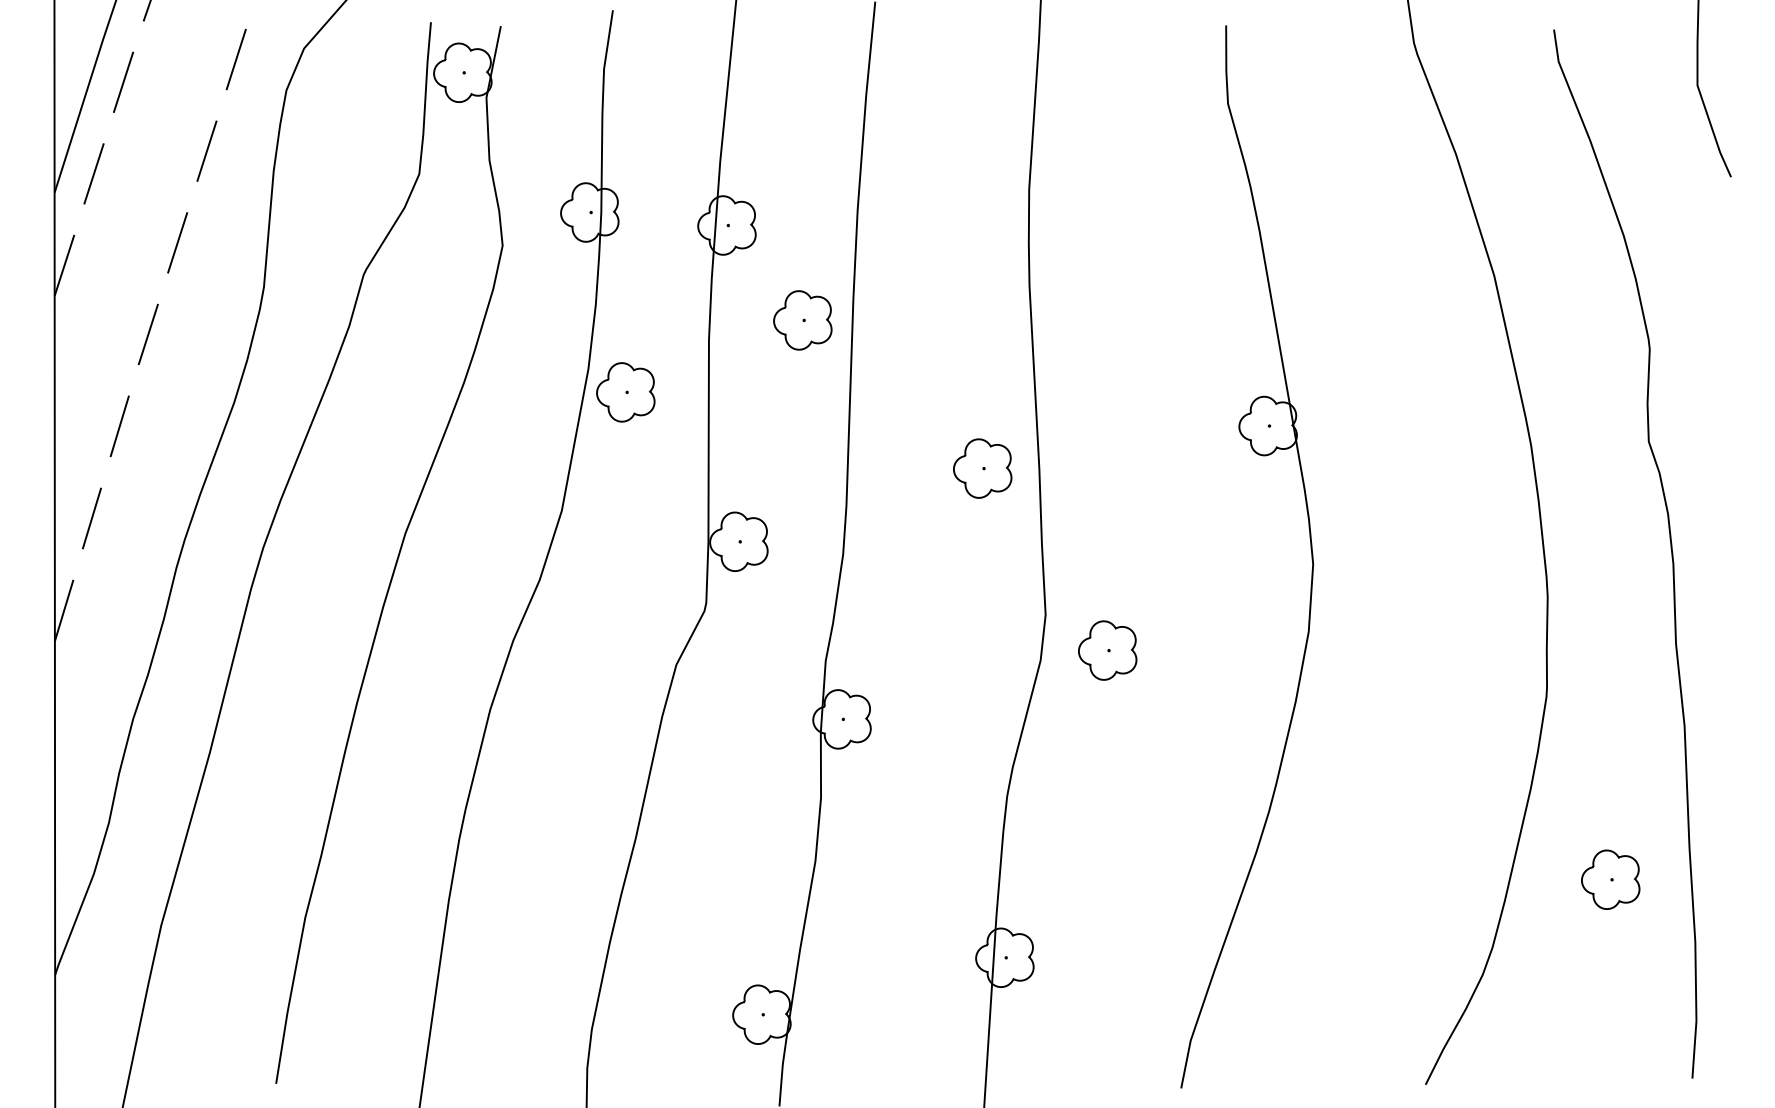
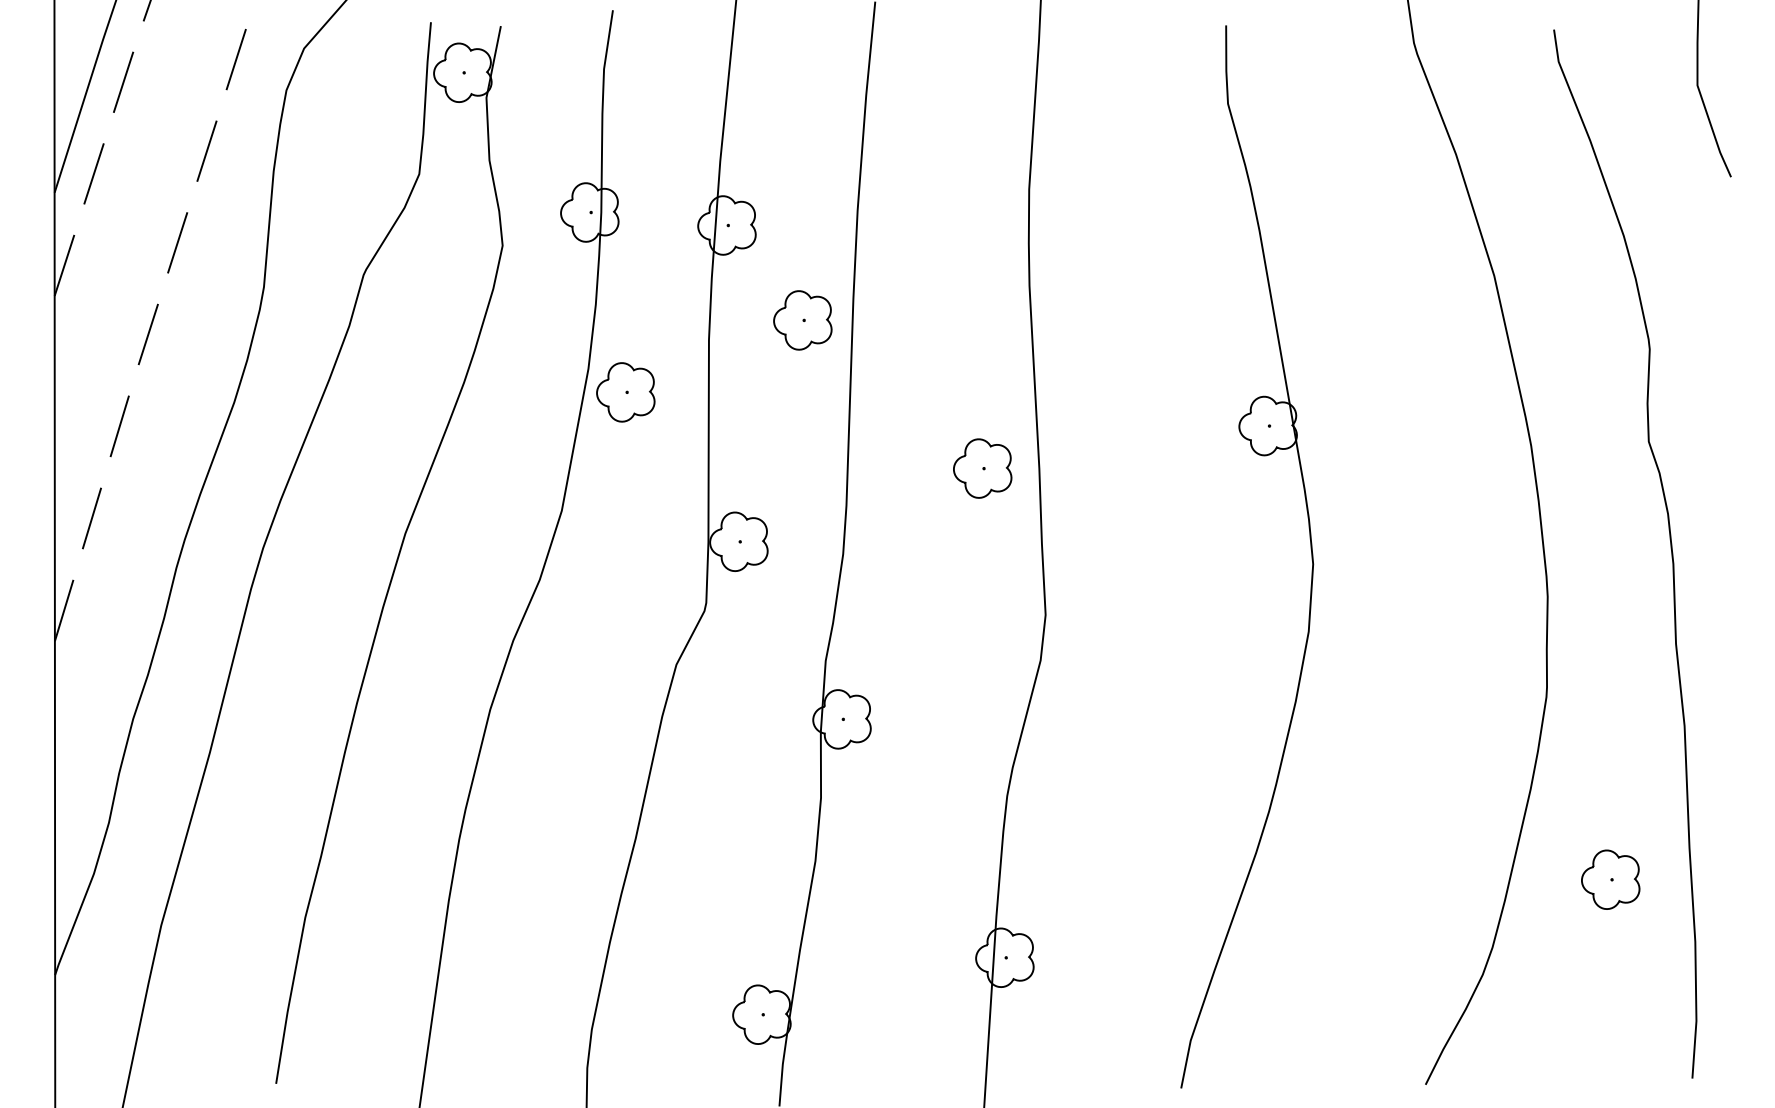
part: present -> none (1107, 650)
